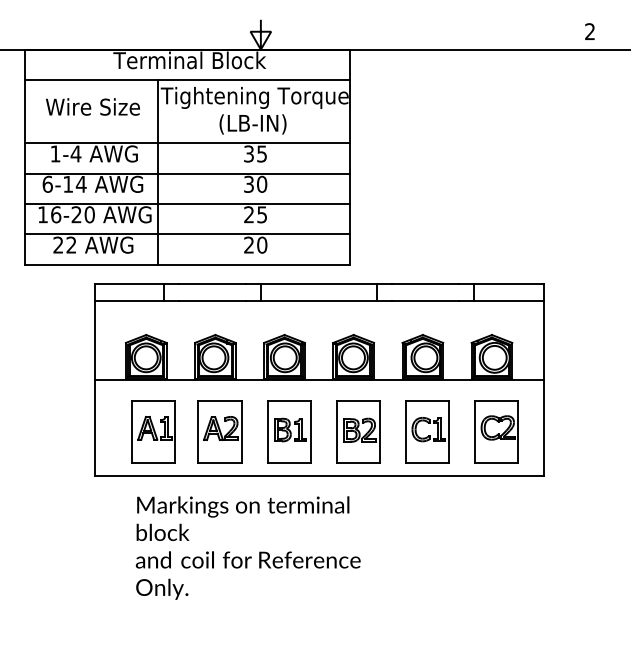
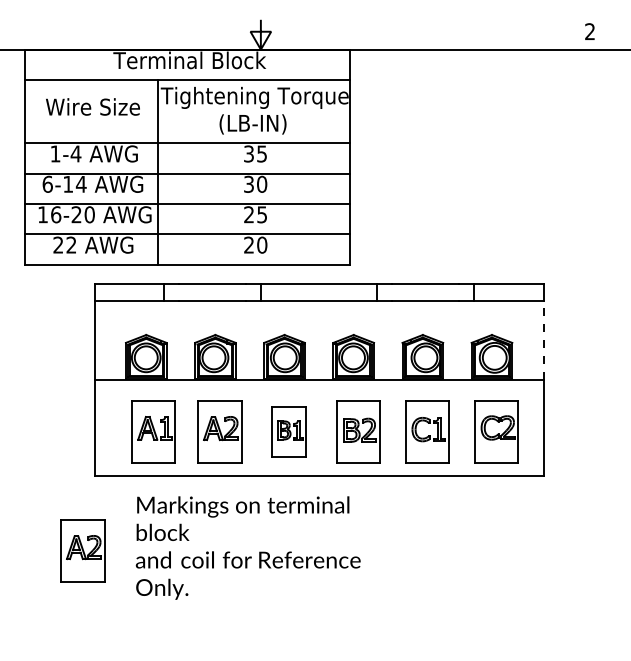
line: solid -> dashed (543, 340)
part size: 45x64 px -> 36x52 px (288, 431)
part: none -> present (82, 550)
